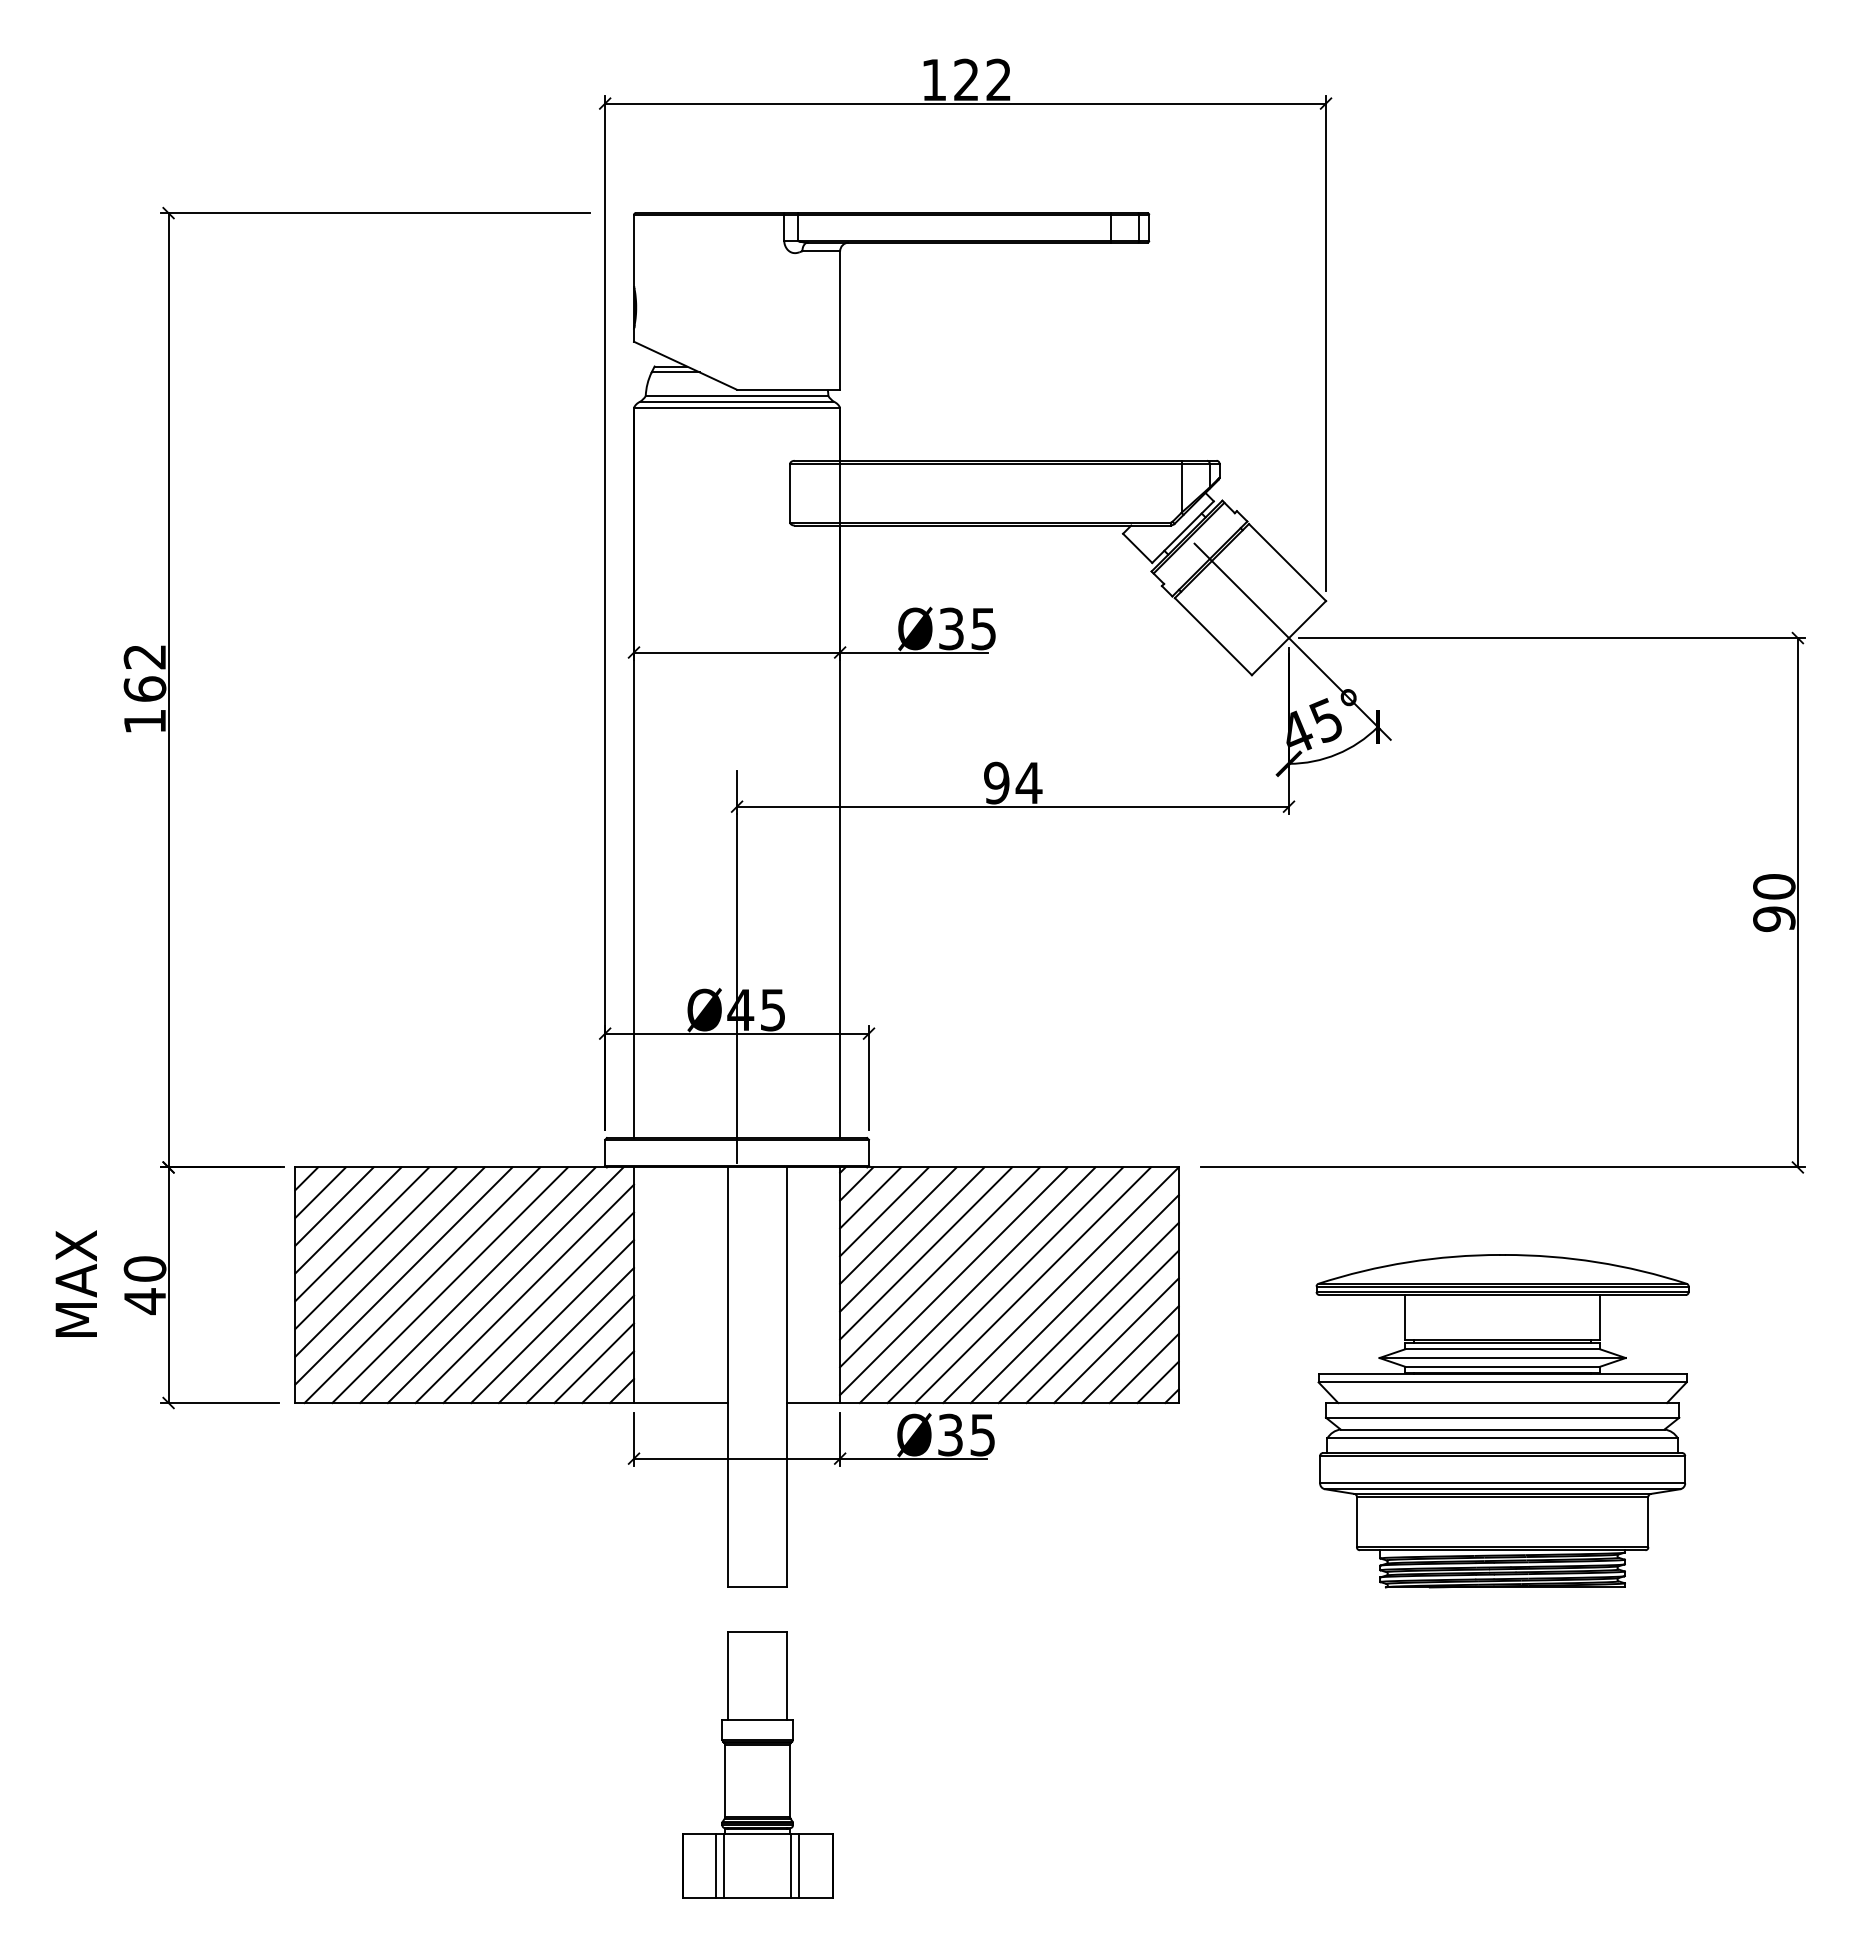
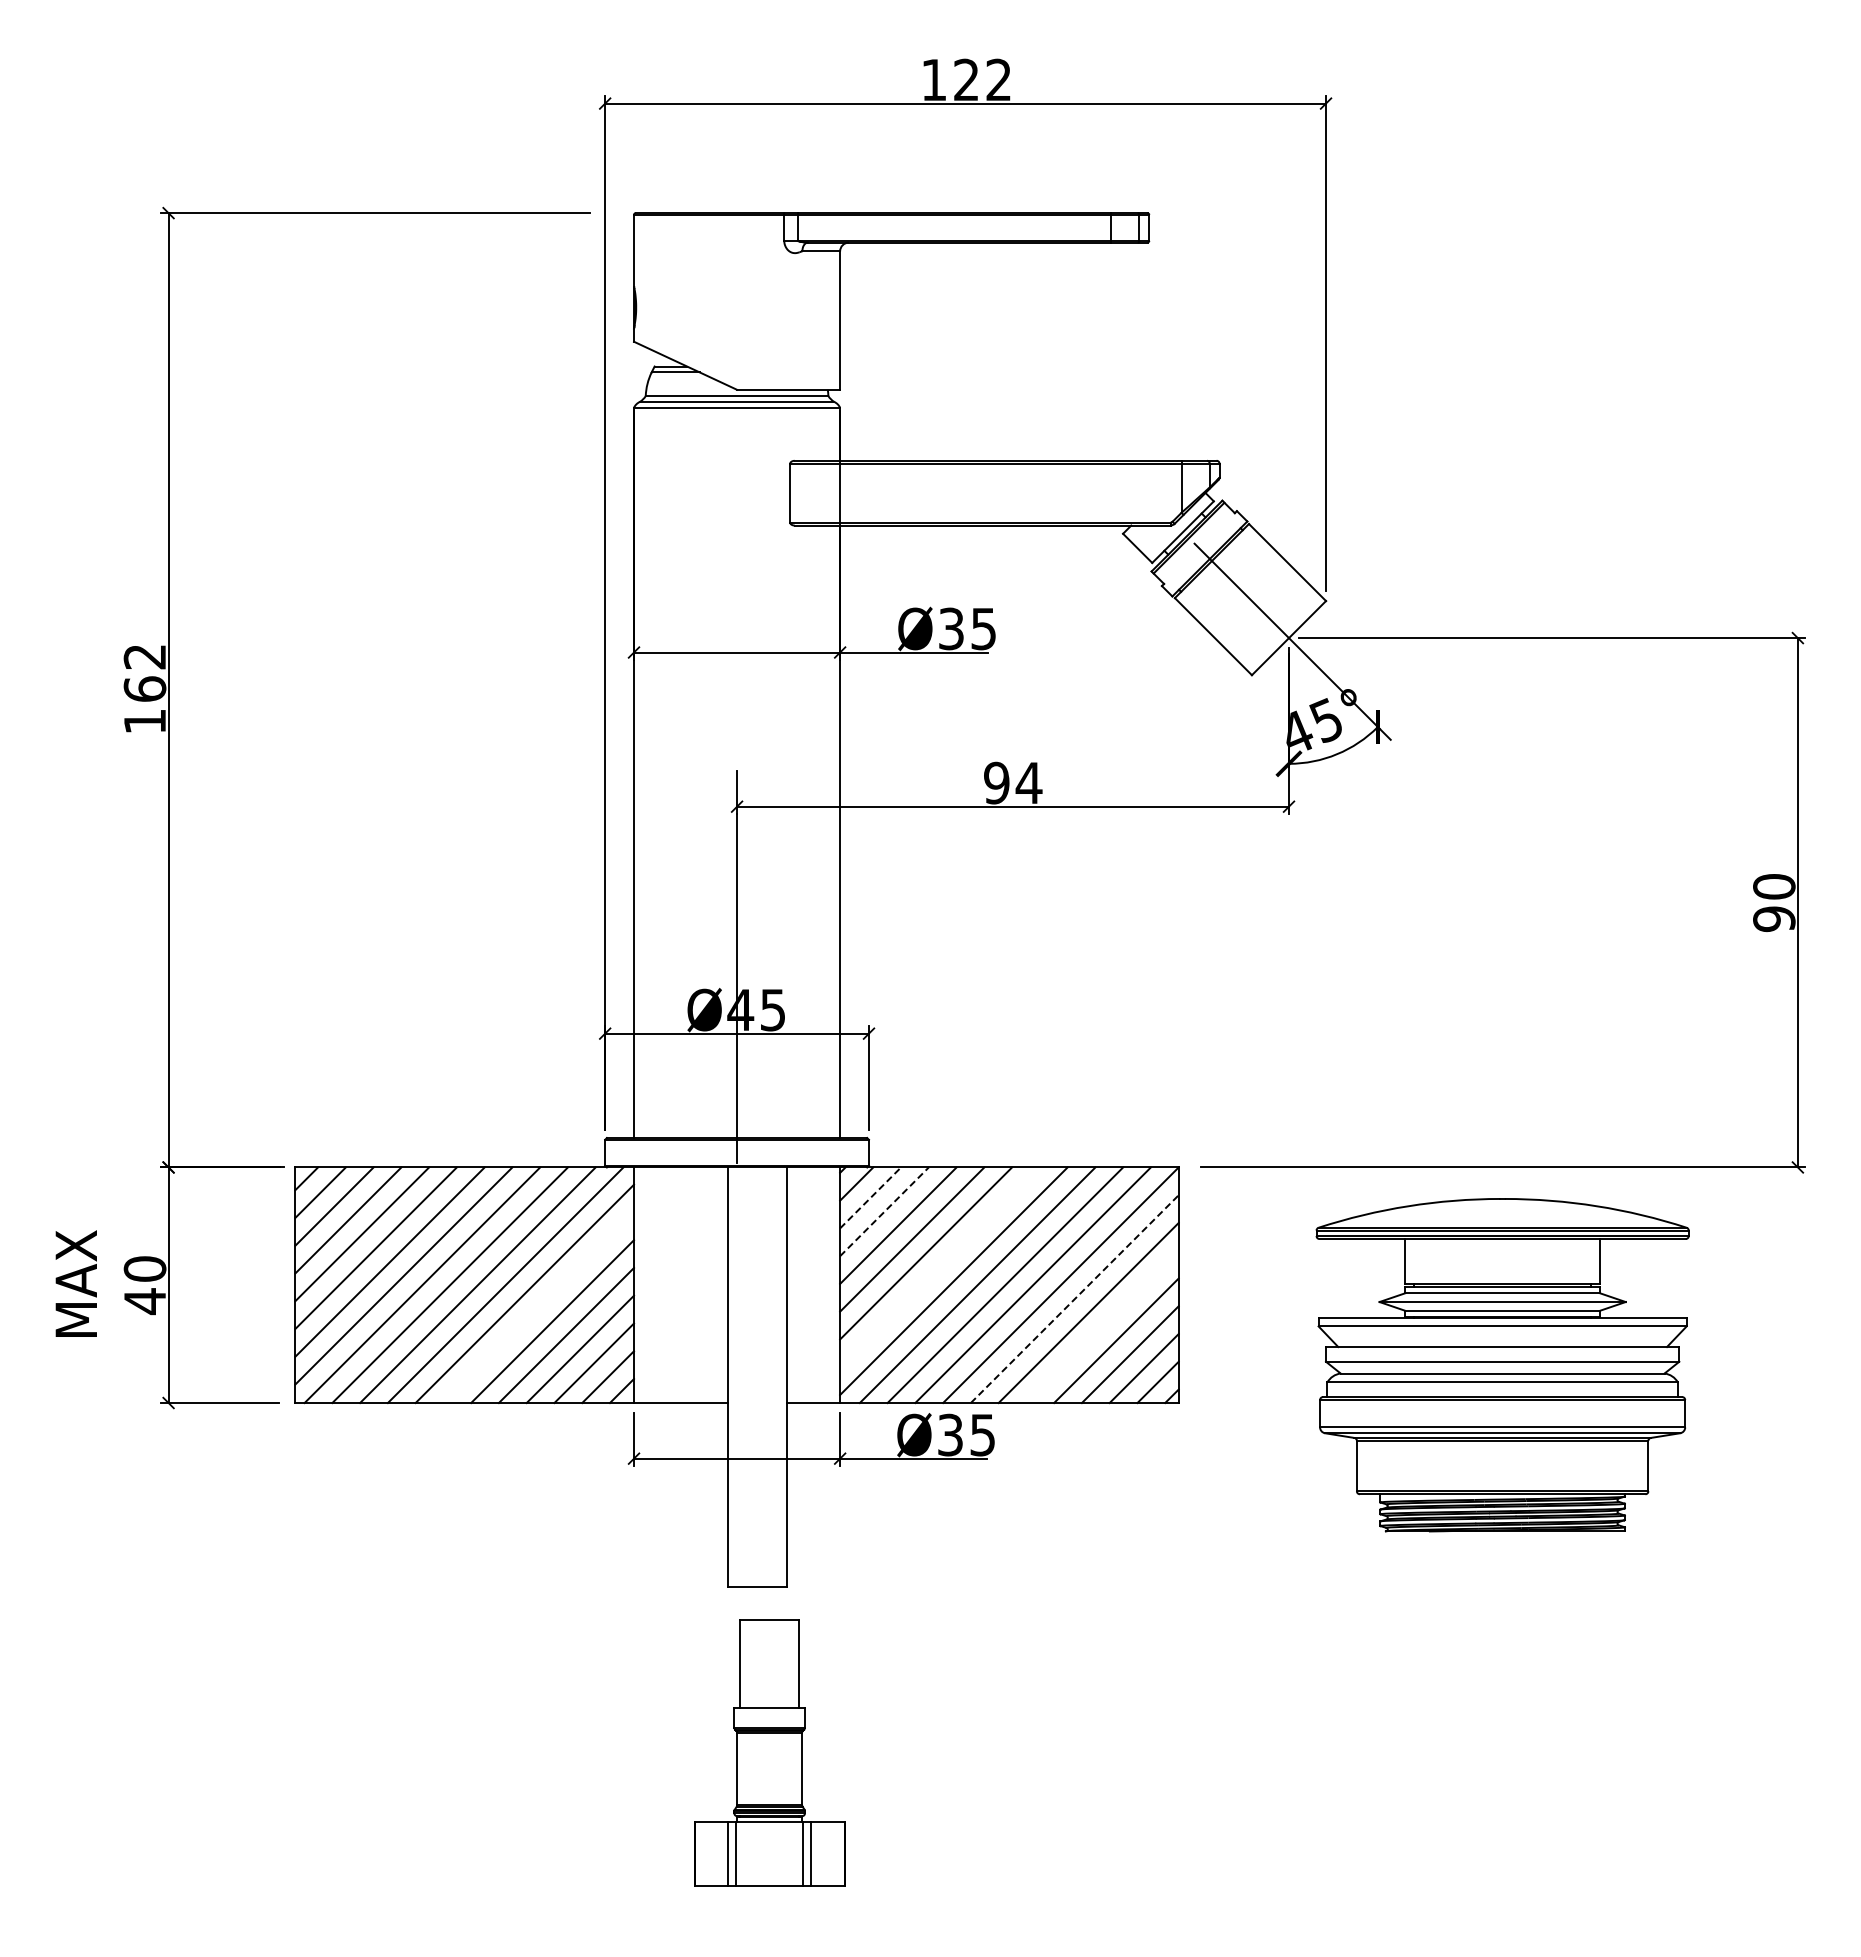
line: solid -> dashed (870, 1197)
line: solid -> dashed (884, 1211)
line: present -> none (939, 1267)
line: solid -> dashed (1074, 1299)
line: present -> none (538, 1307)
line: present -> none (1102, 1326)
part position: (1502, 1421) -> (1502, 1365) (1502, 1365)
part position: (757, 1764) -> (769, 1752) (769, 1752)
